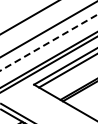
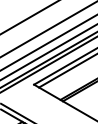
line: dashed -> solid (48, 42)
line: none -> present (48, 52)
